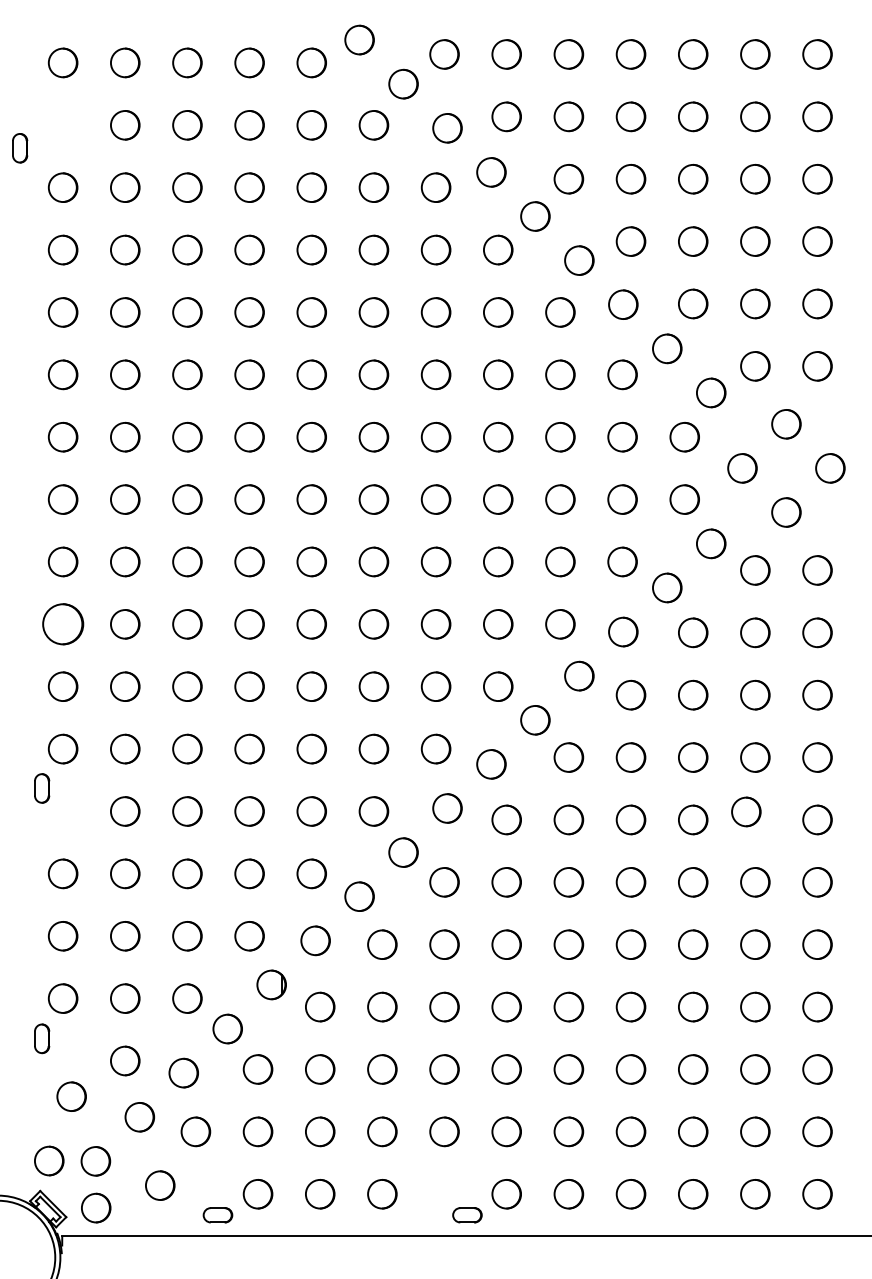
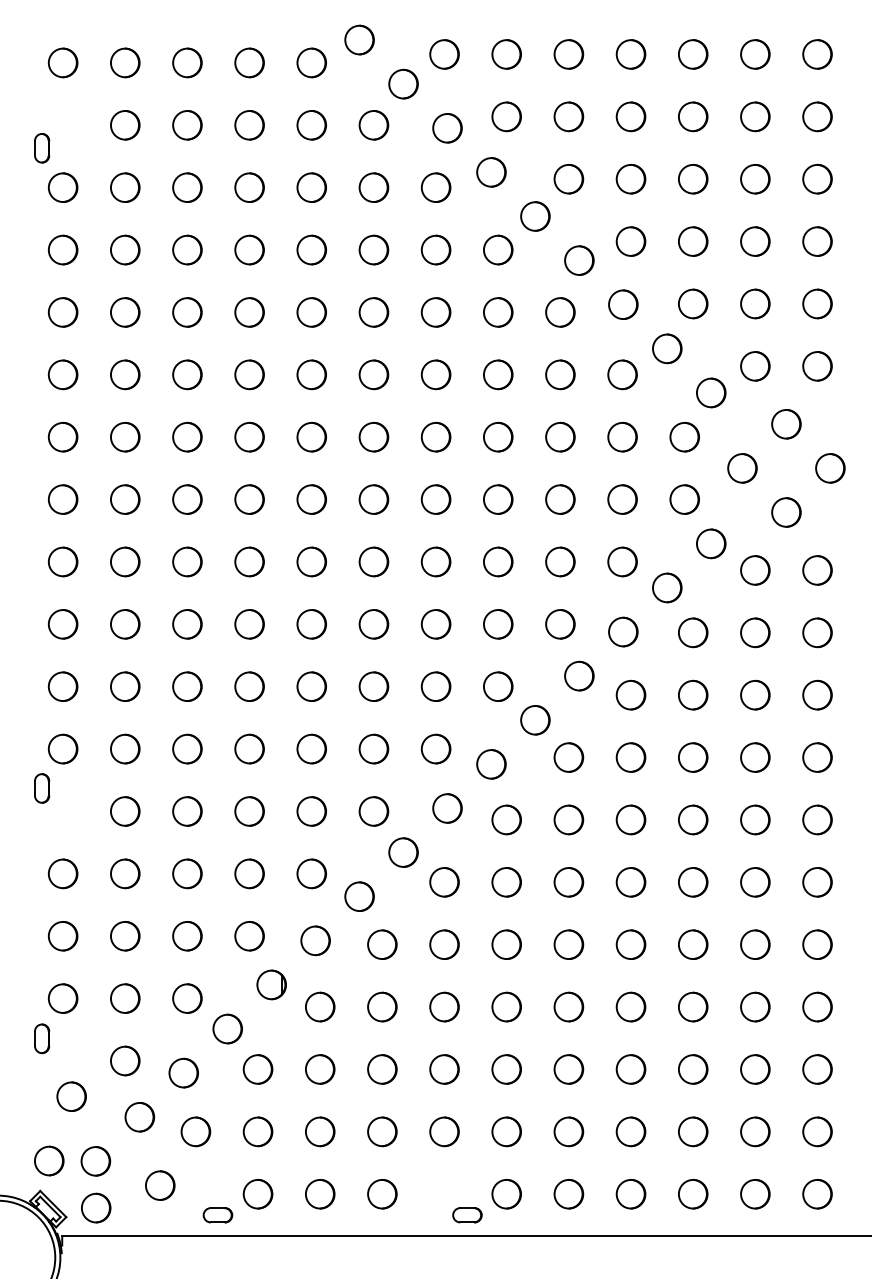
part position: (20, 148) -> (42, 148) (42, 148)
part size: 43x43 px -> 32x31 px (62, 624)
part position: (746, 811) -> (755, 819) (755, 819)
